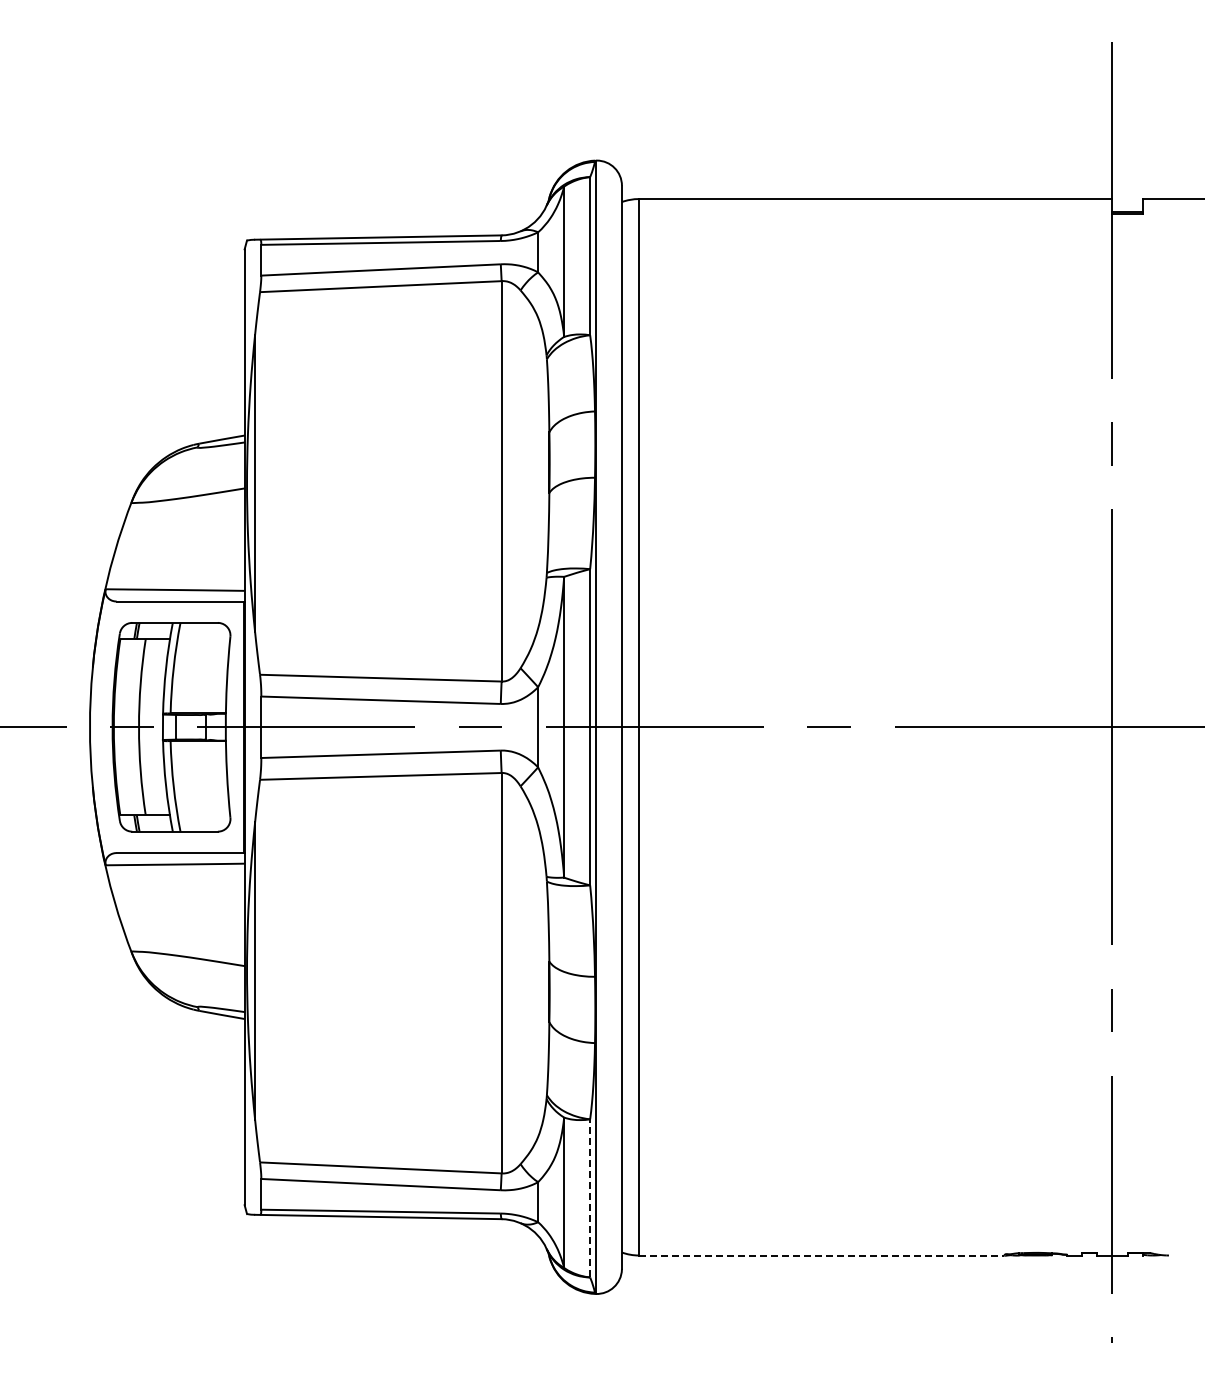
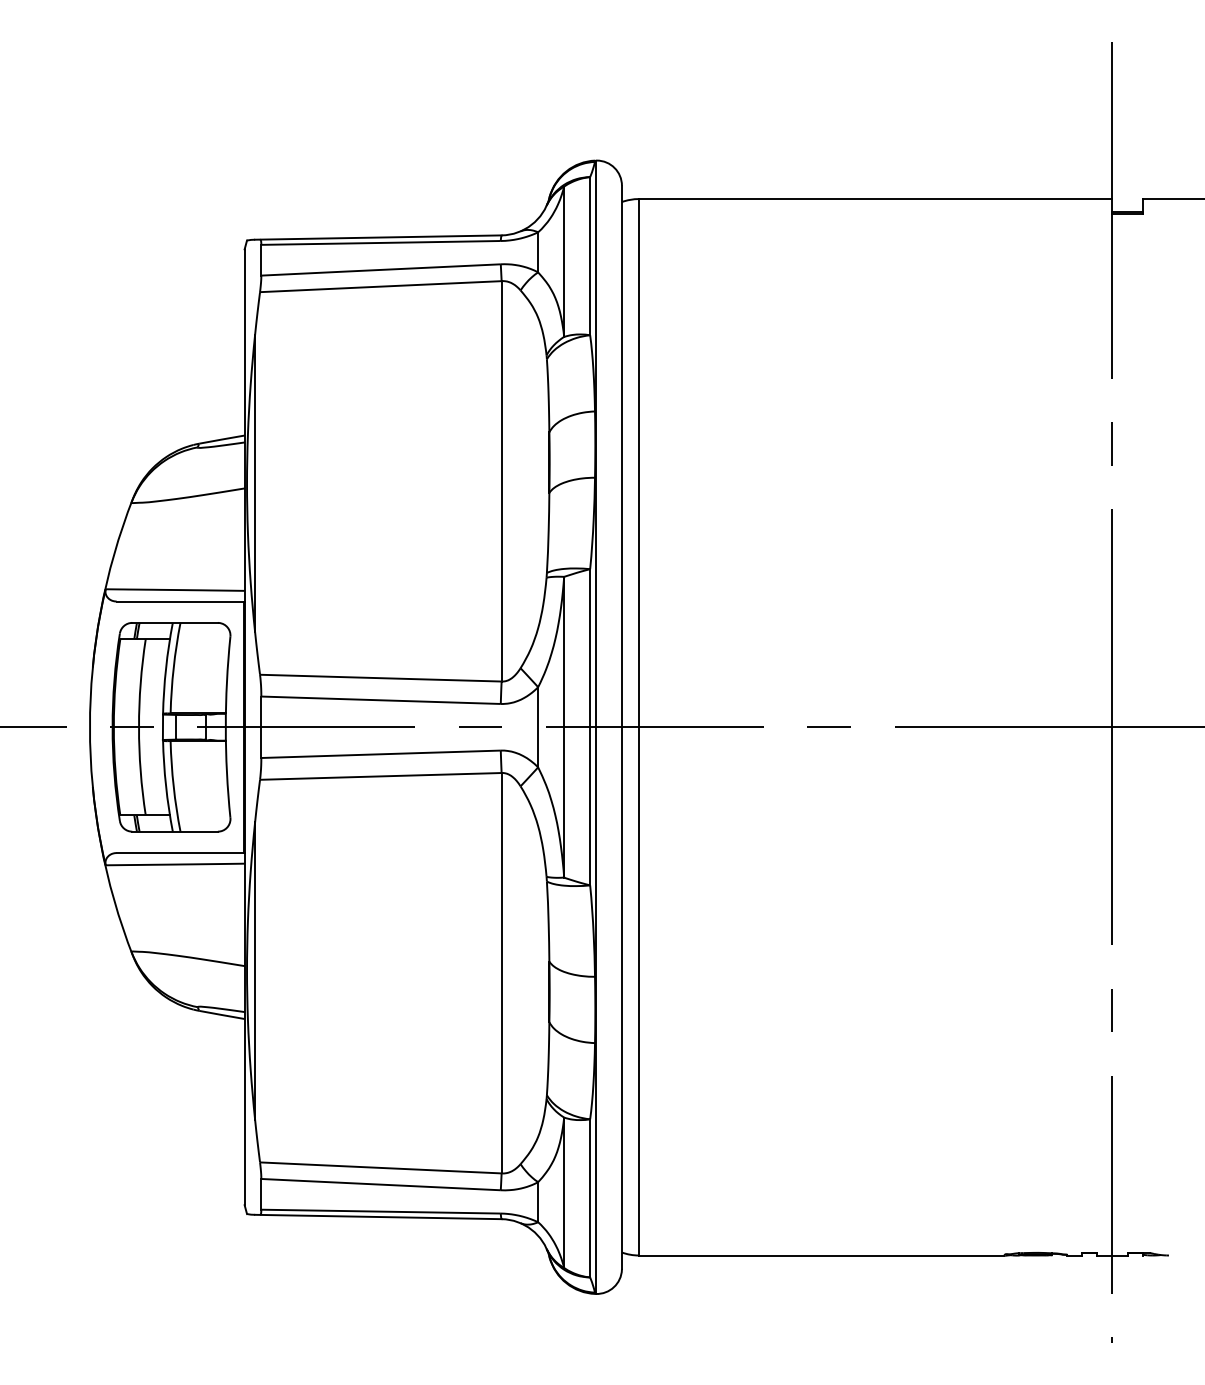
line: dashed -> solid (590, 1197)
line: dashed -> solid (821, 1255)
